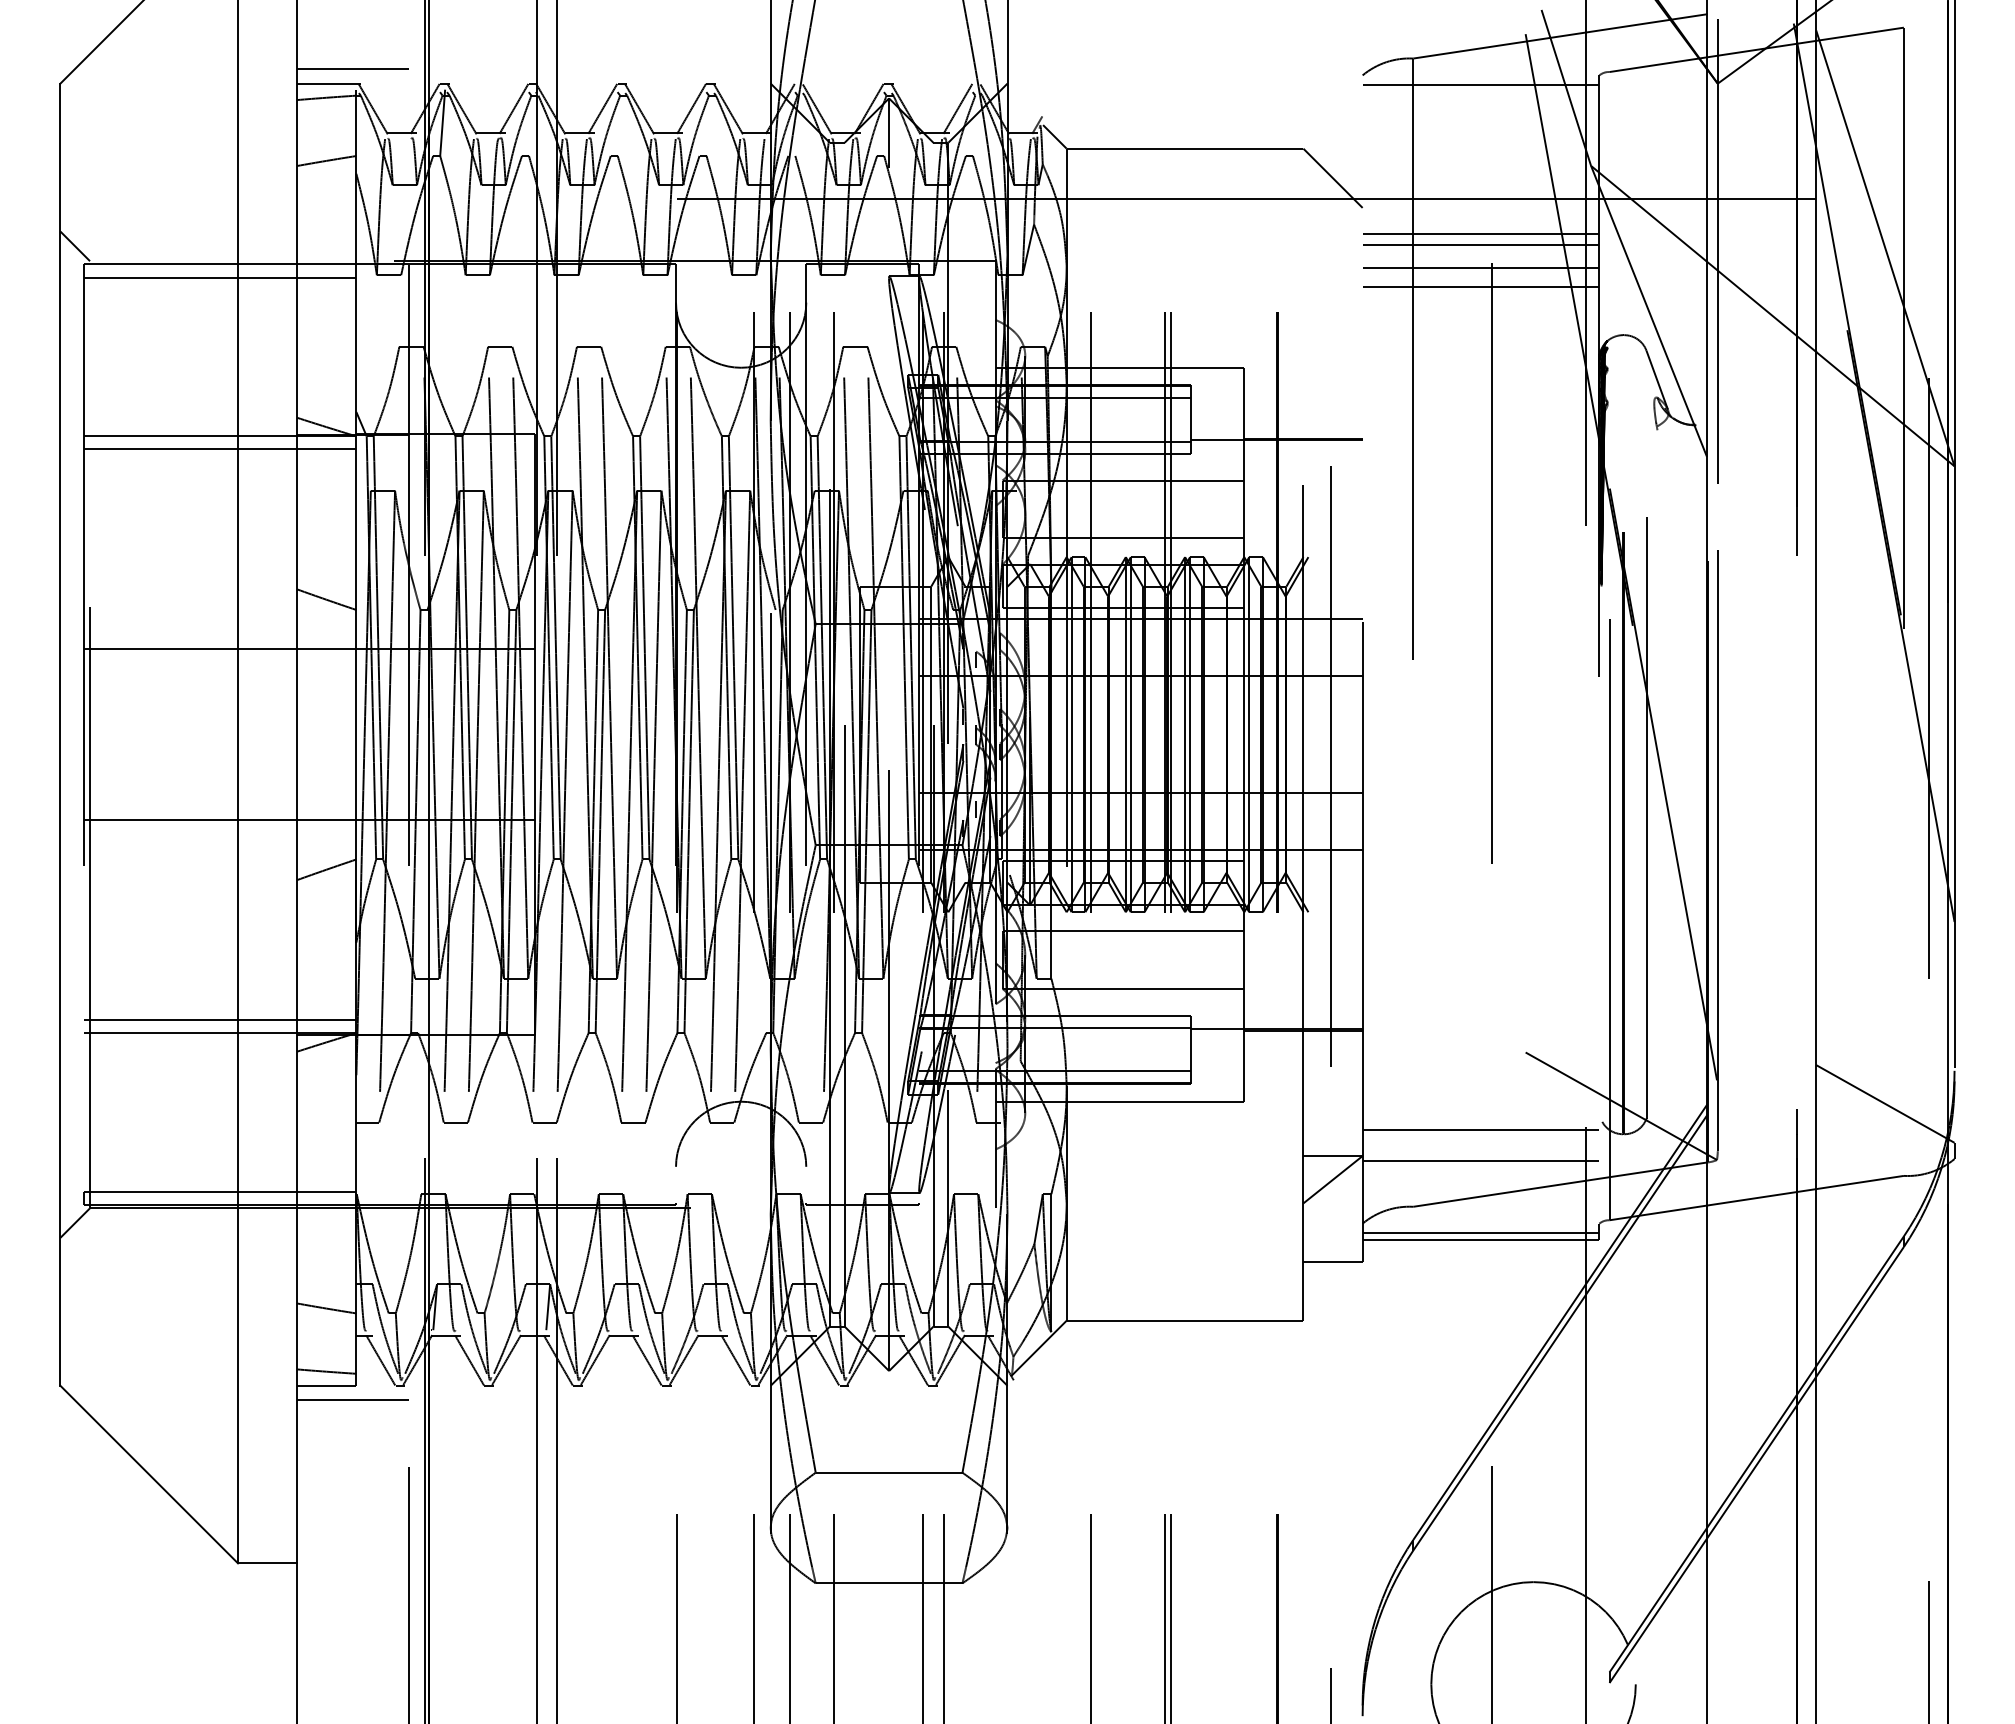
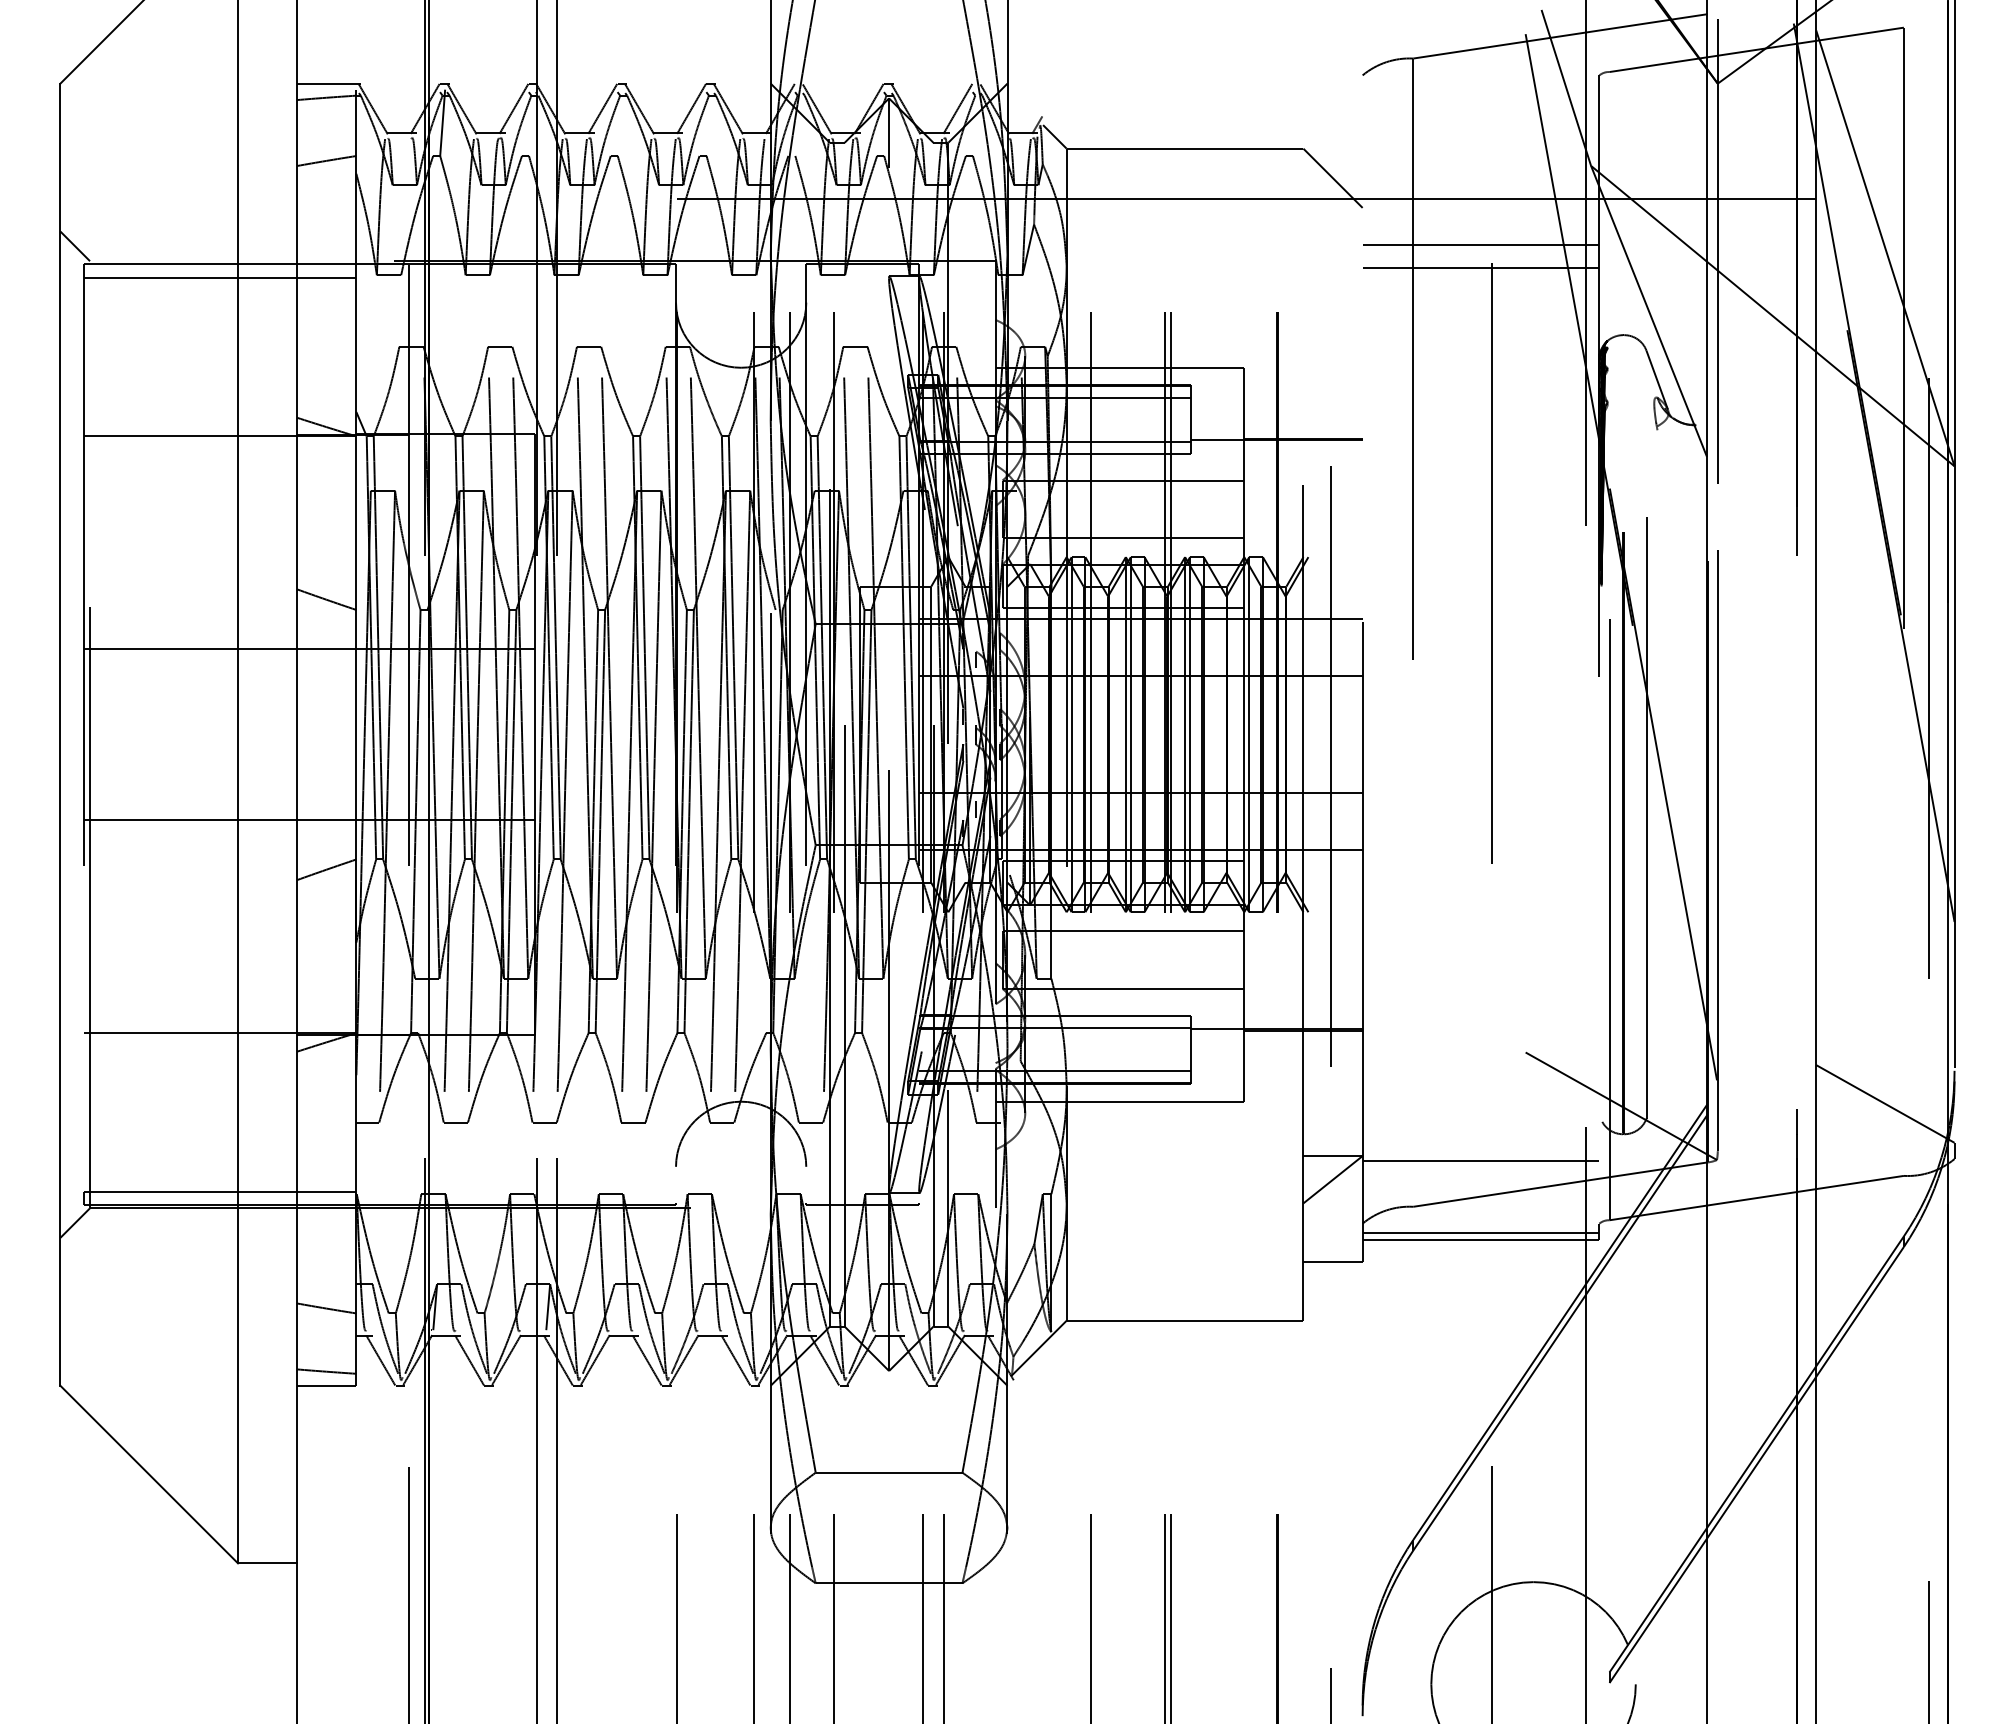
line: present -> none (353, 69)
line: present -> none (1480, 84)
line: present -> none (1480, 234)
line: present -> none (1480, 287)
line: present -> none (220, 449)
line: present -> none (220, 1020)
line: present -> none (1480, 1130)
line: present -> none (353, 1399)
